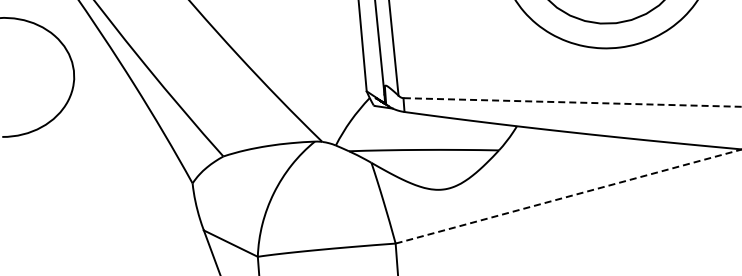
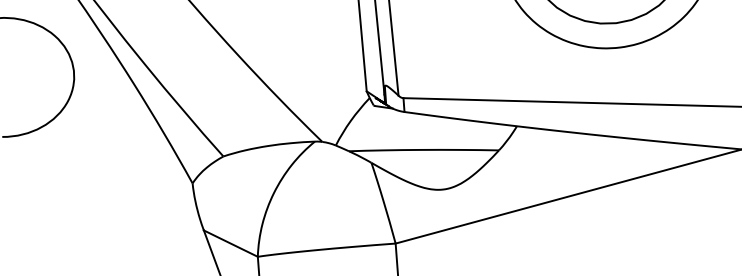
line: dashed -> solid (572, 102)
line: dashed -> solid (568, 196)
